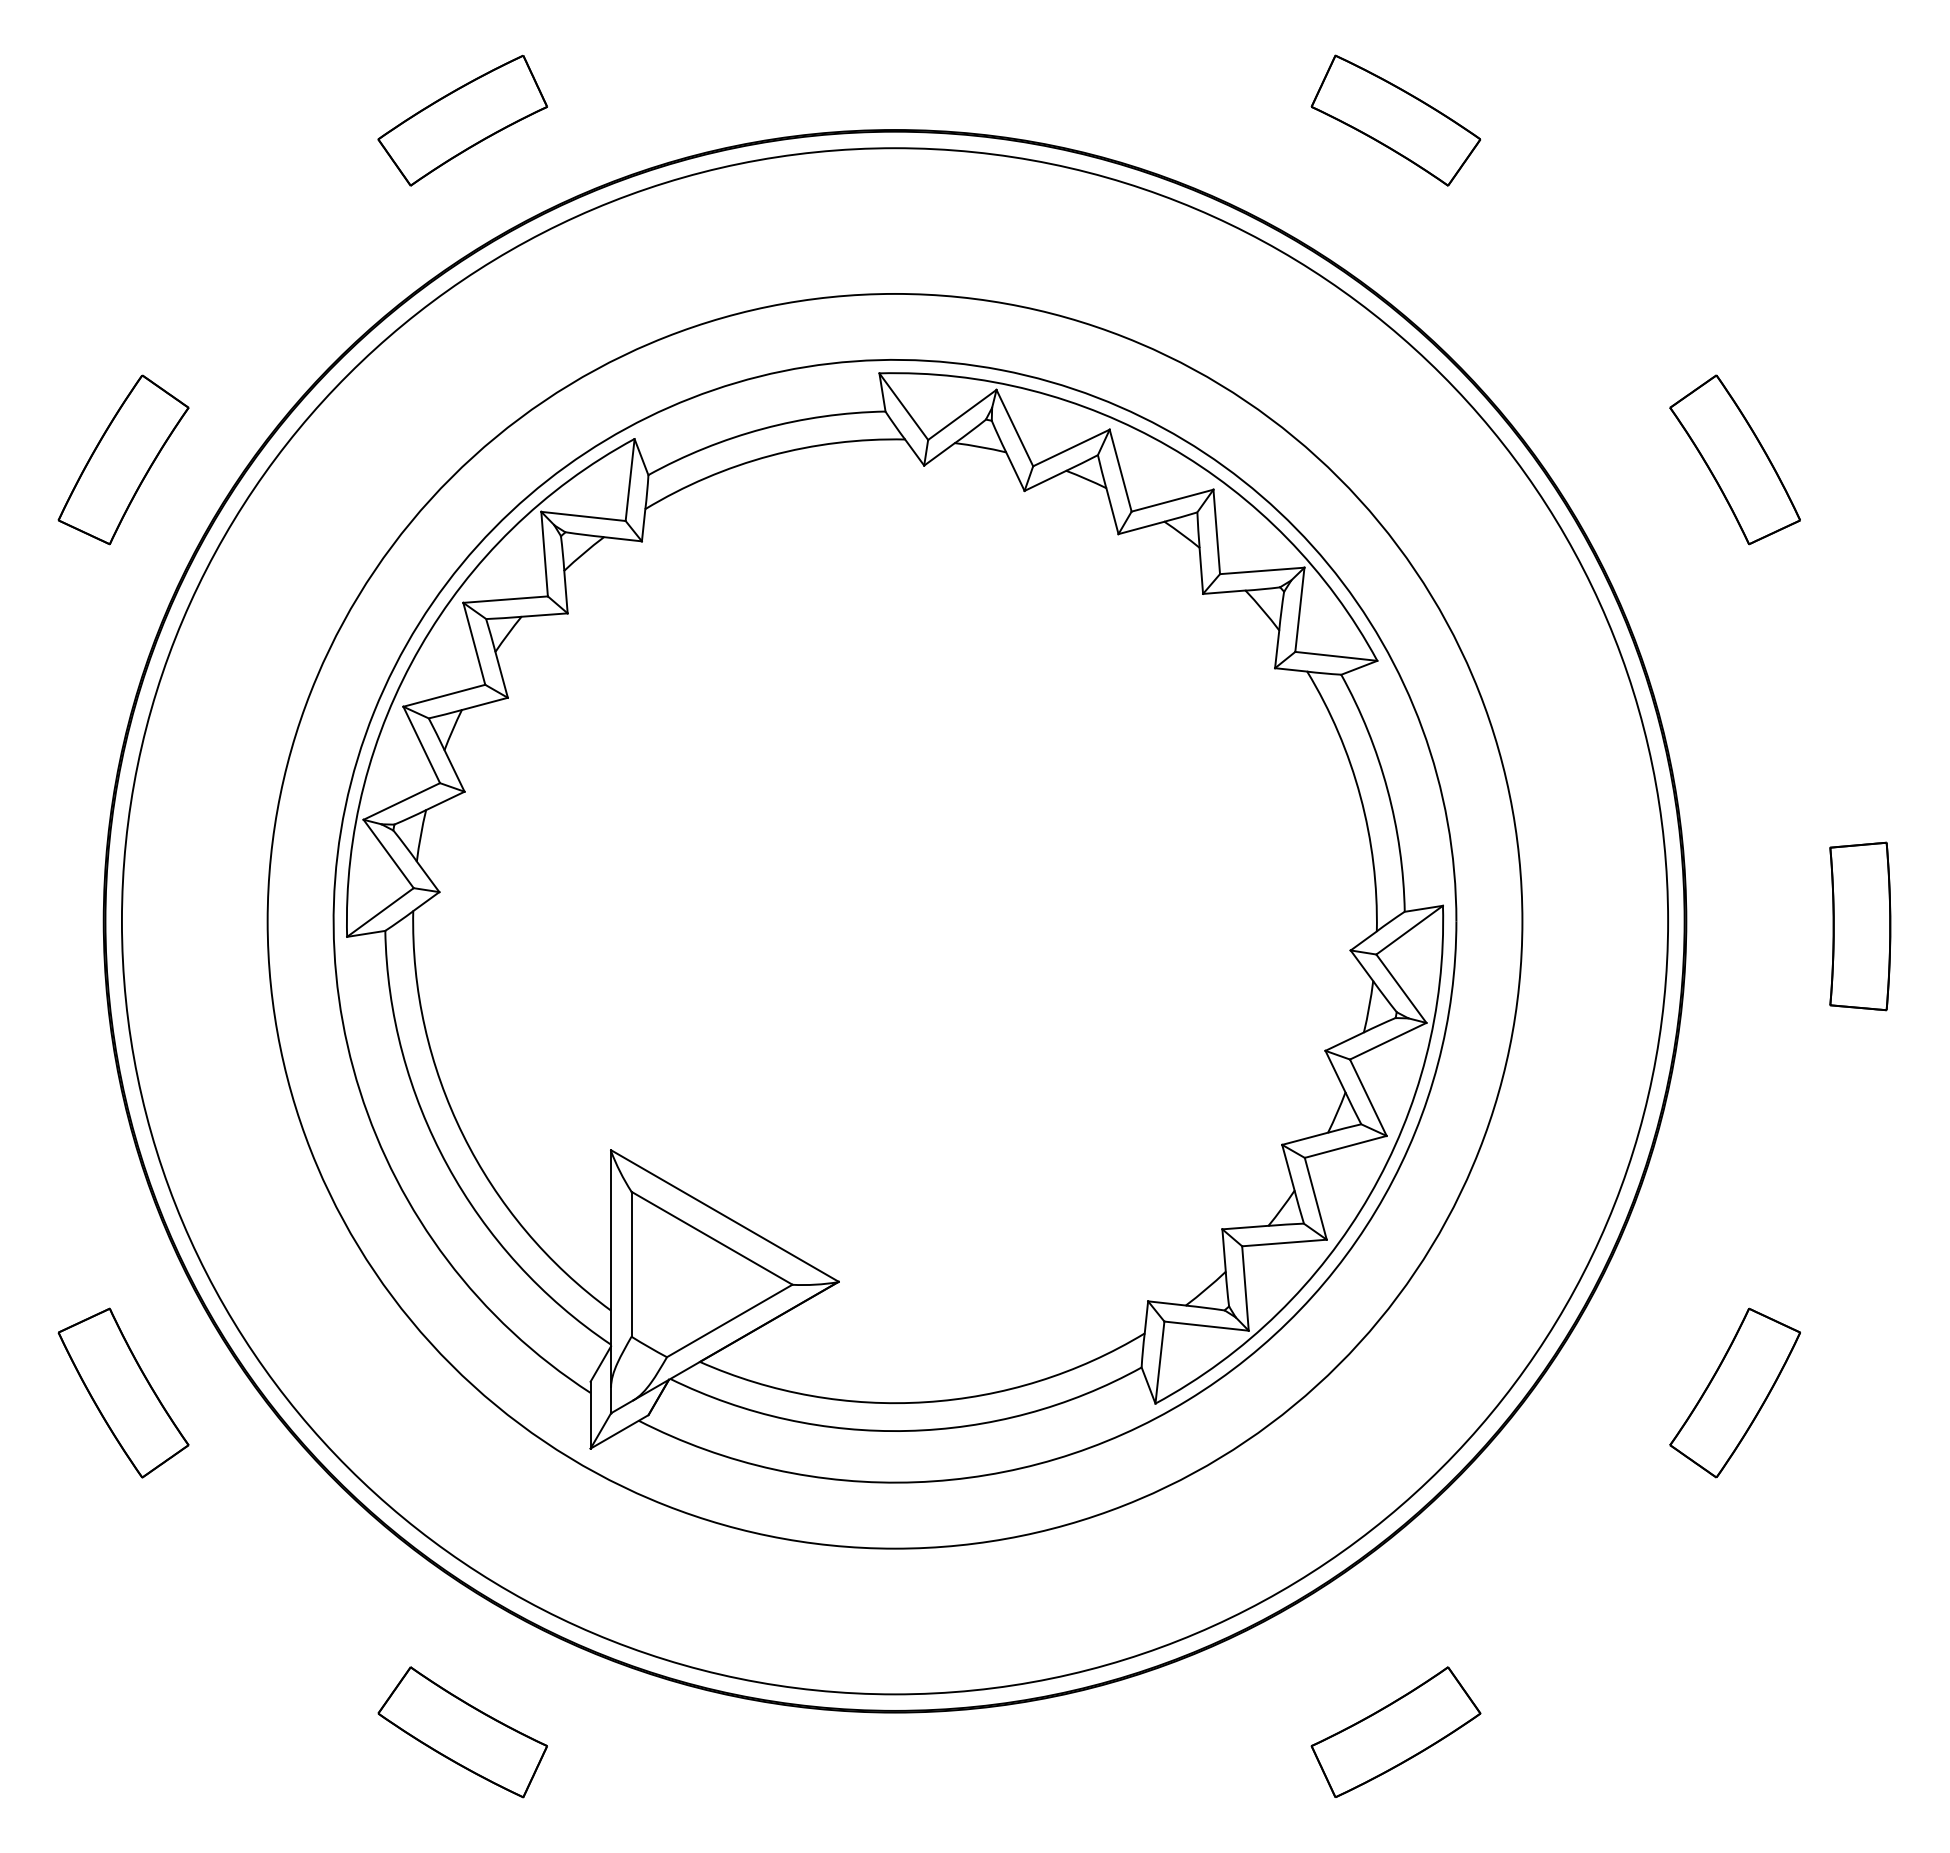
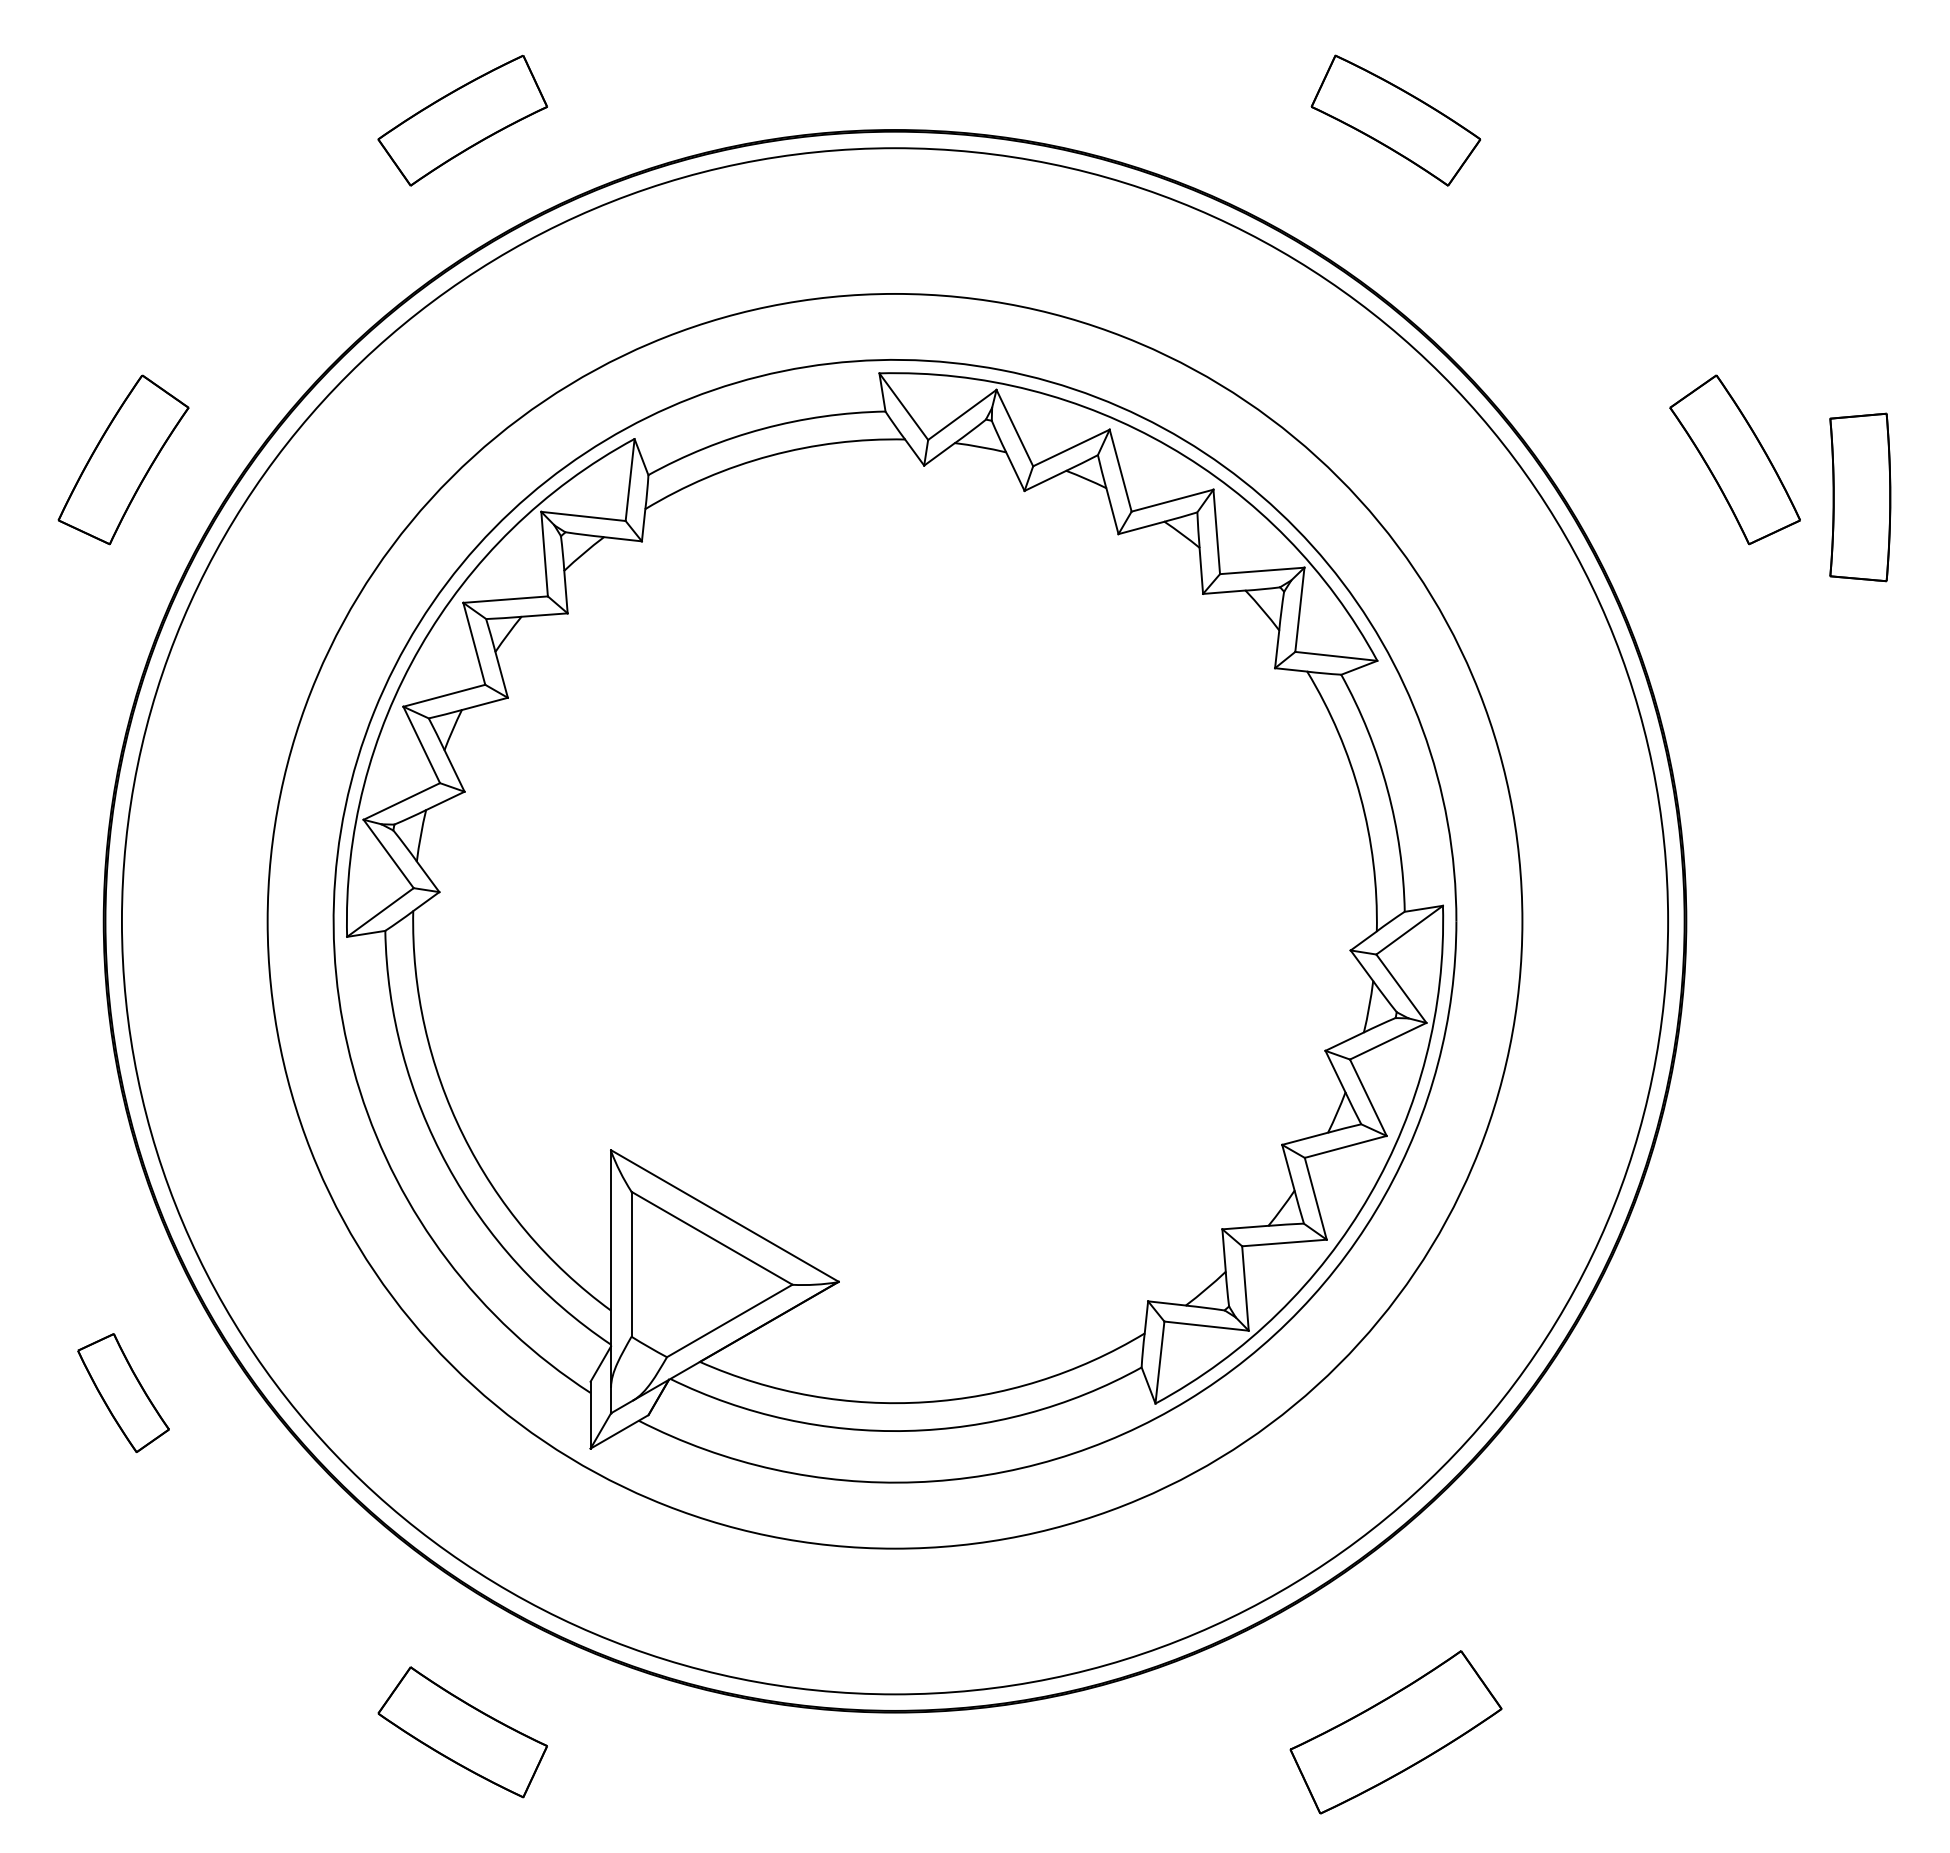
part position: (1860, 926) -> (1860, 497) (1860, 497)
part size: 133x172 px -> 93x120 px (123, 1392)
part: present -> none (1734, 1392)
part size: 172x132 px -> 214x165 px (1395, 1732)
